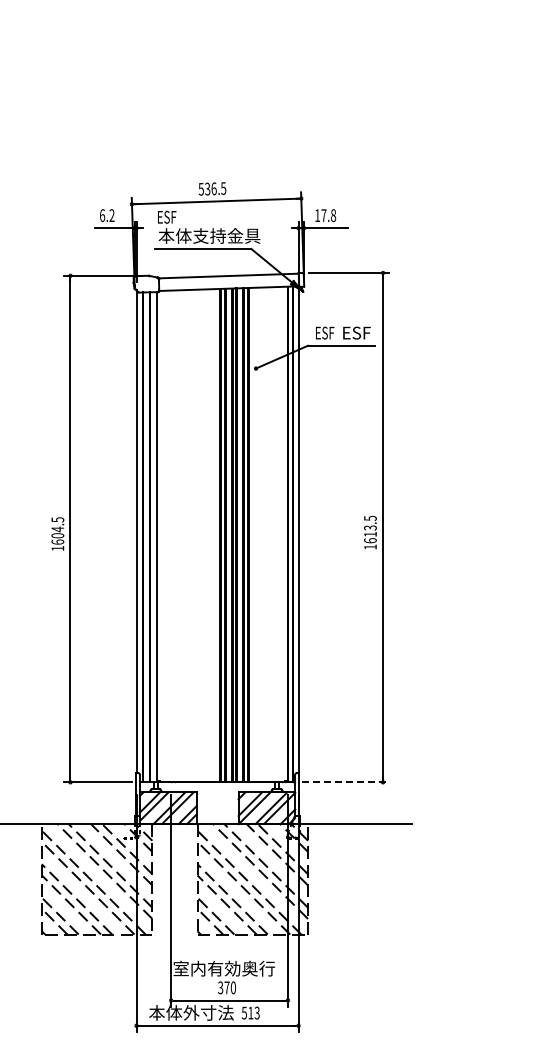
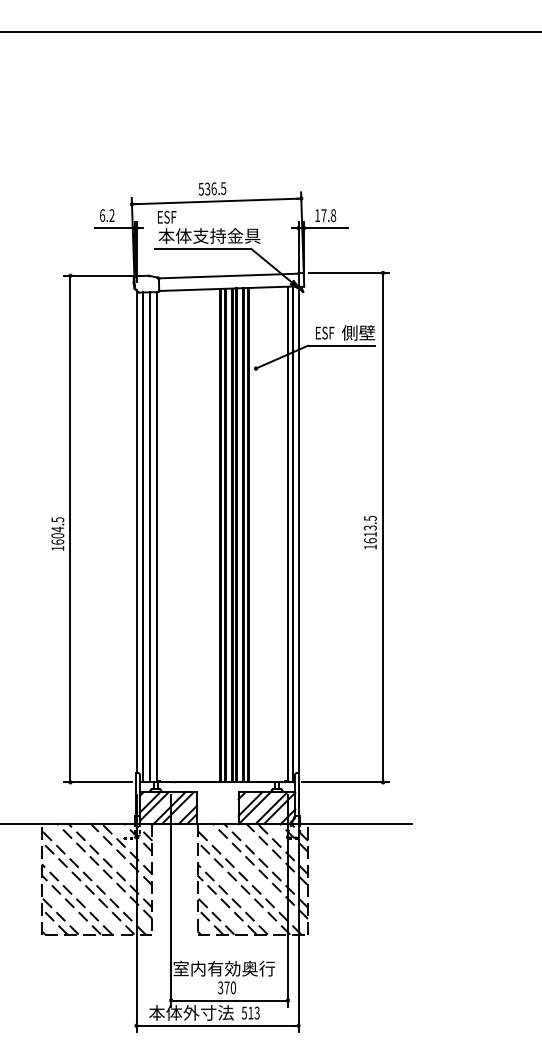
line: none -> present (270, 31)
text: ESF -> 側壁 (358, 332)
line: dashed -> solid (345, 782)
